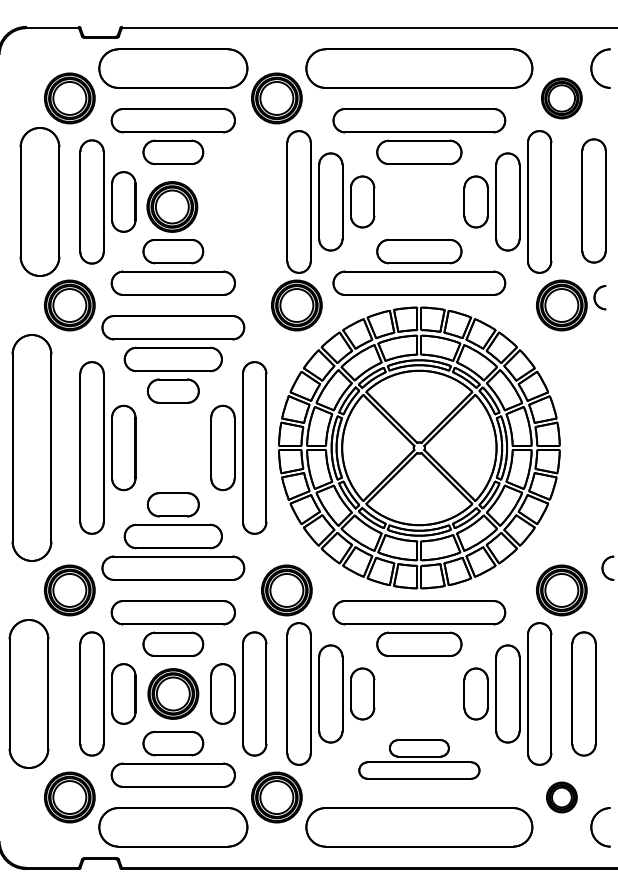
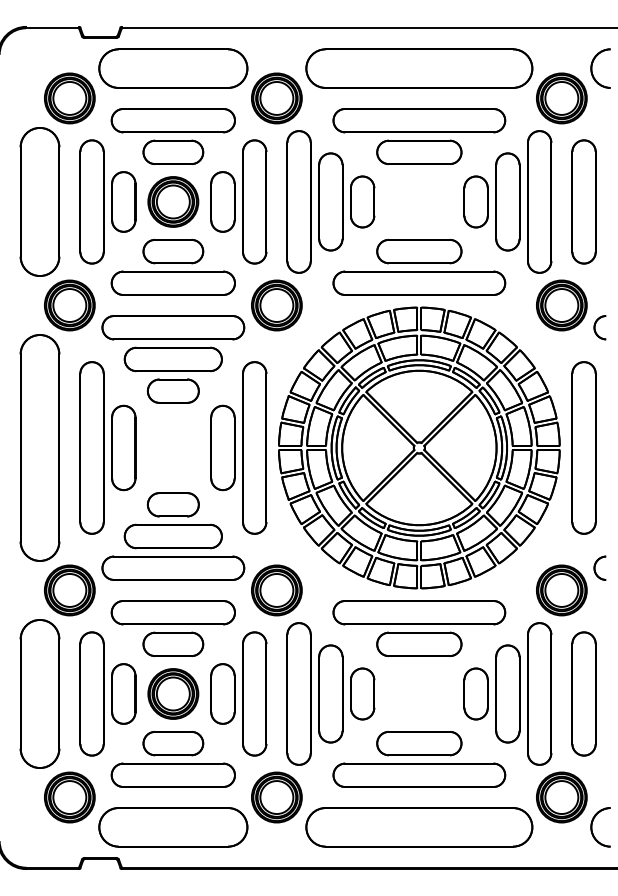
part size: 42x43 px -> 52x53 px (561, 98)
part position: (593, 200) -> (583, 201) (583, 201)
part: none -> present (238, 201)
part position: (172, 206) -> (173, 201) (173, 201)
part position: (599, 297) -> (599, 327) (599, 327)
part position: (296, 305) -> (276, 305) (276, 305)
part position: (31, 447) -> (39, 447) (39, 447)
part: none -> present (583, 447)
part position: (607, 567) -> (599, 567) (599, 567)
part position: (286, 590) -> (276, 590) (276, 590)
part position: (28, 693) -> (39, 693) (39, 693)
part size: 123x41 px -> 175x57 px (419, 759)
part size: 32x33 px -> 52x53 px (561, 797)
